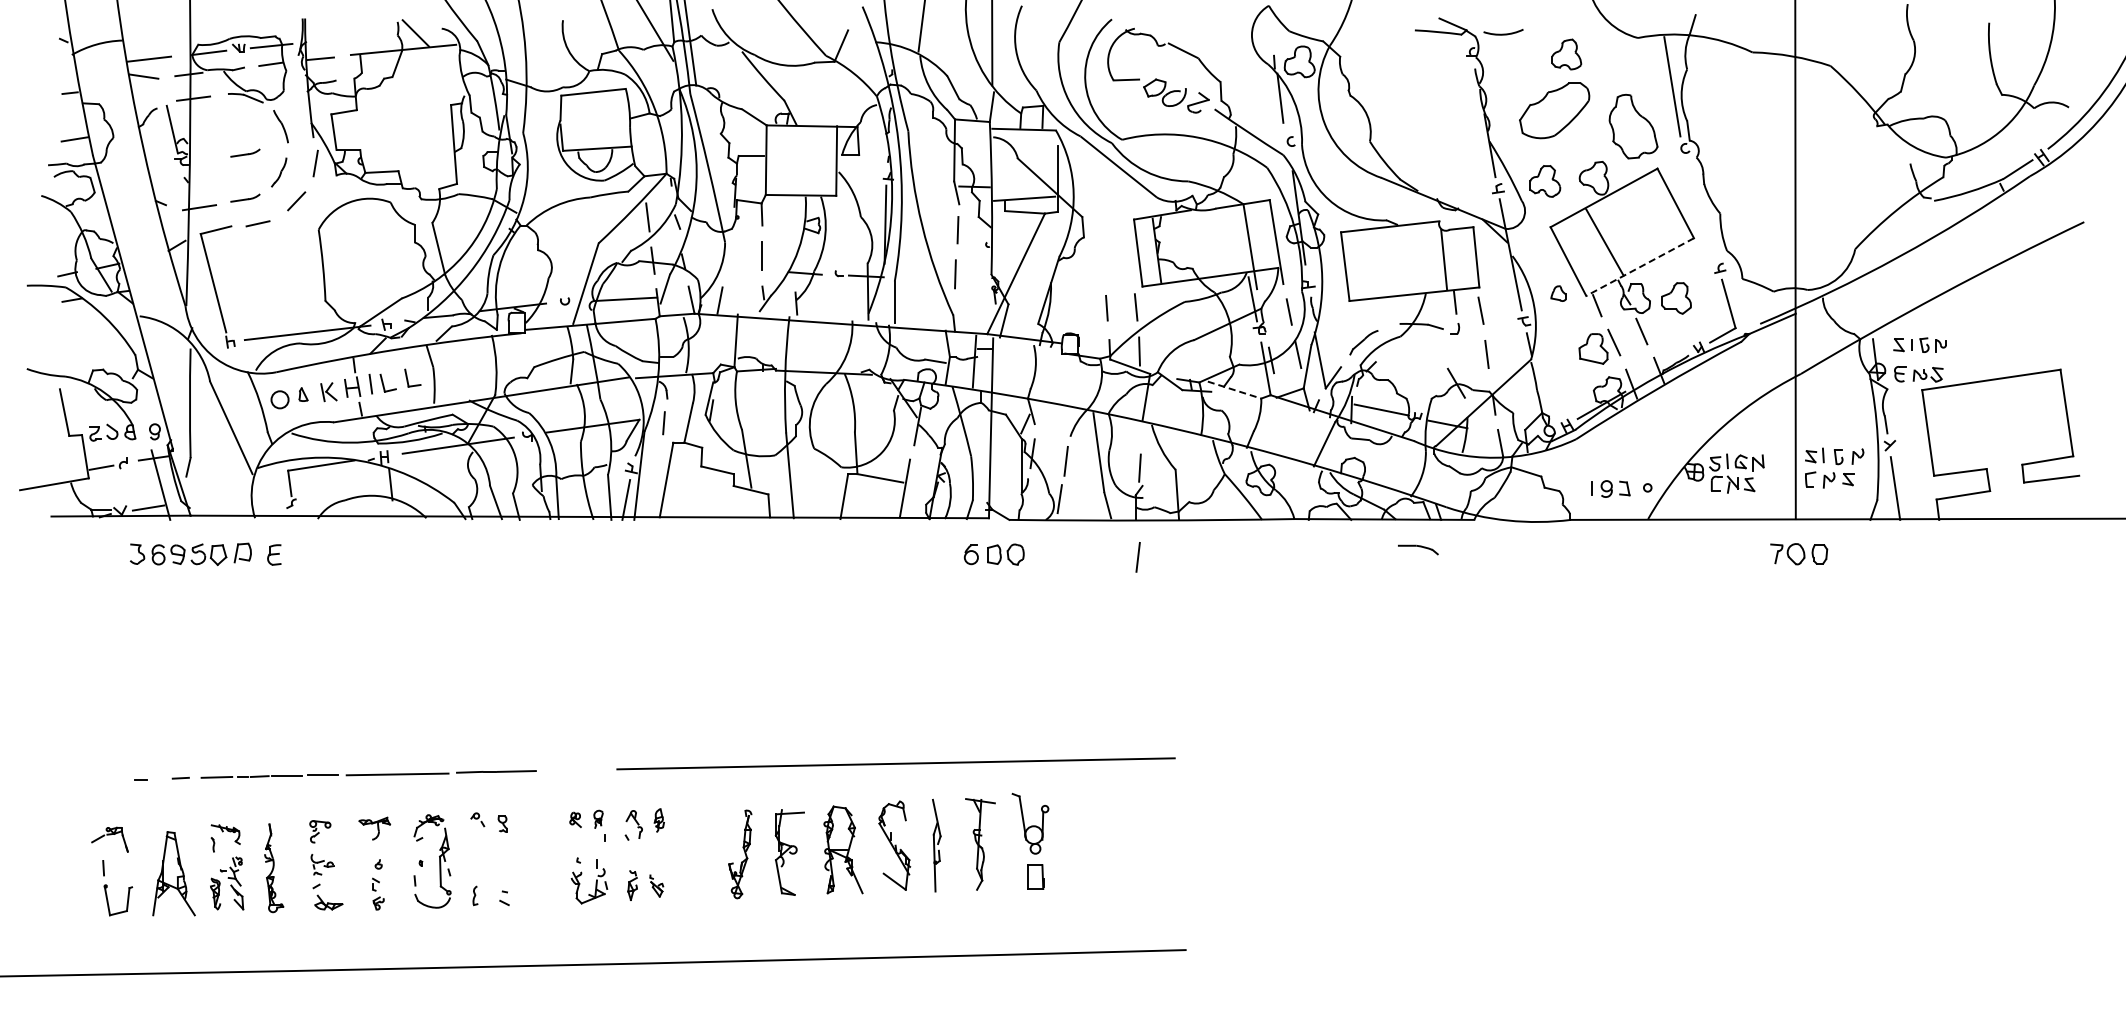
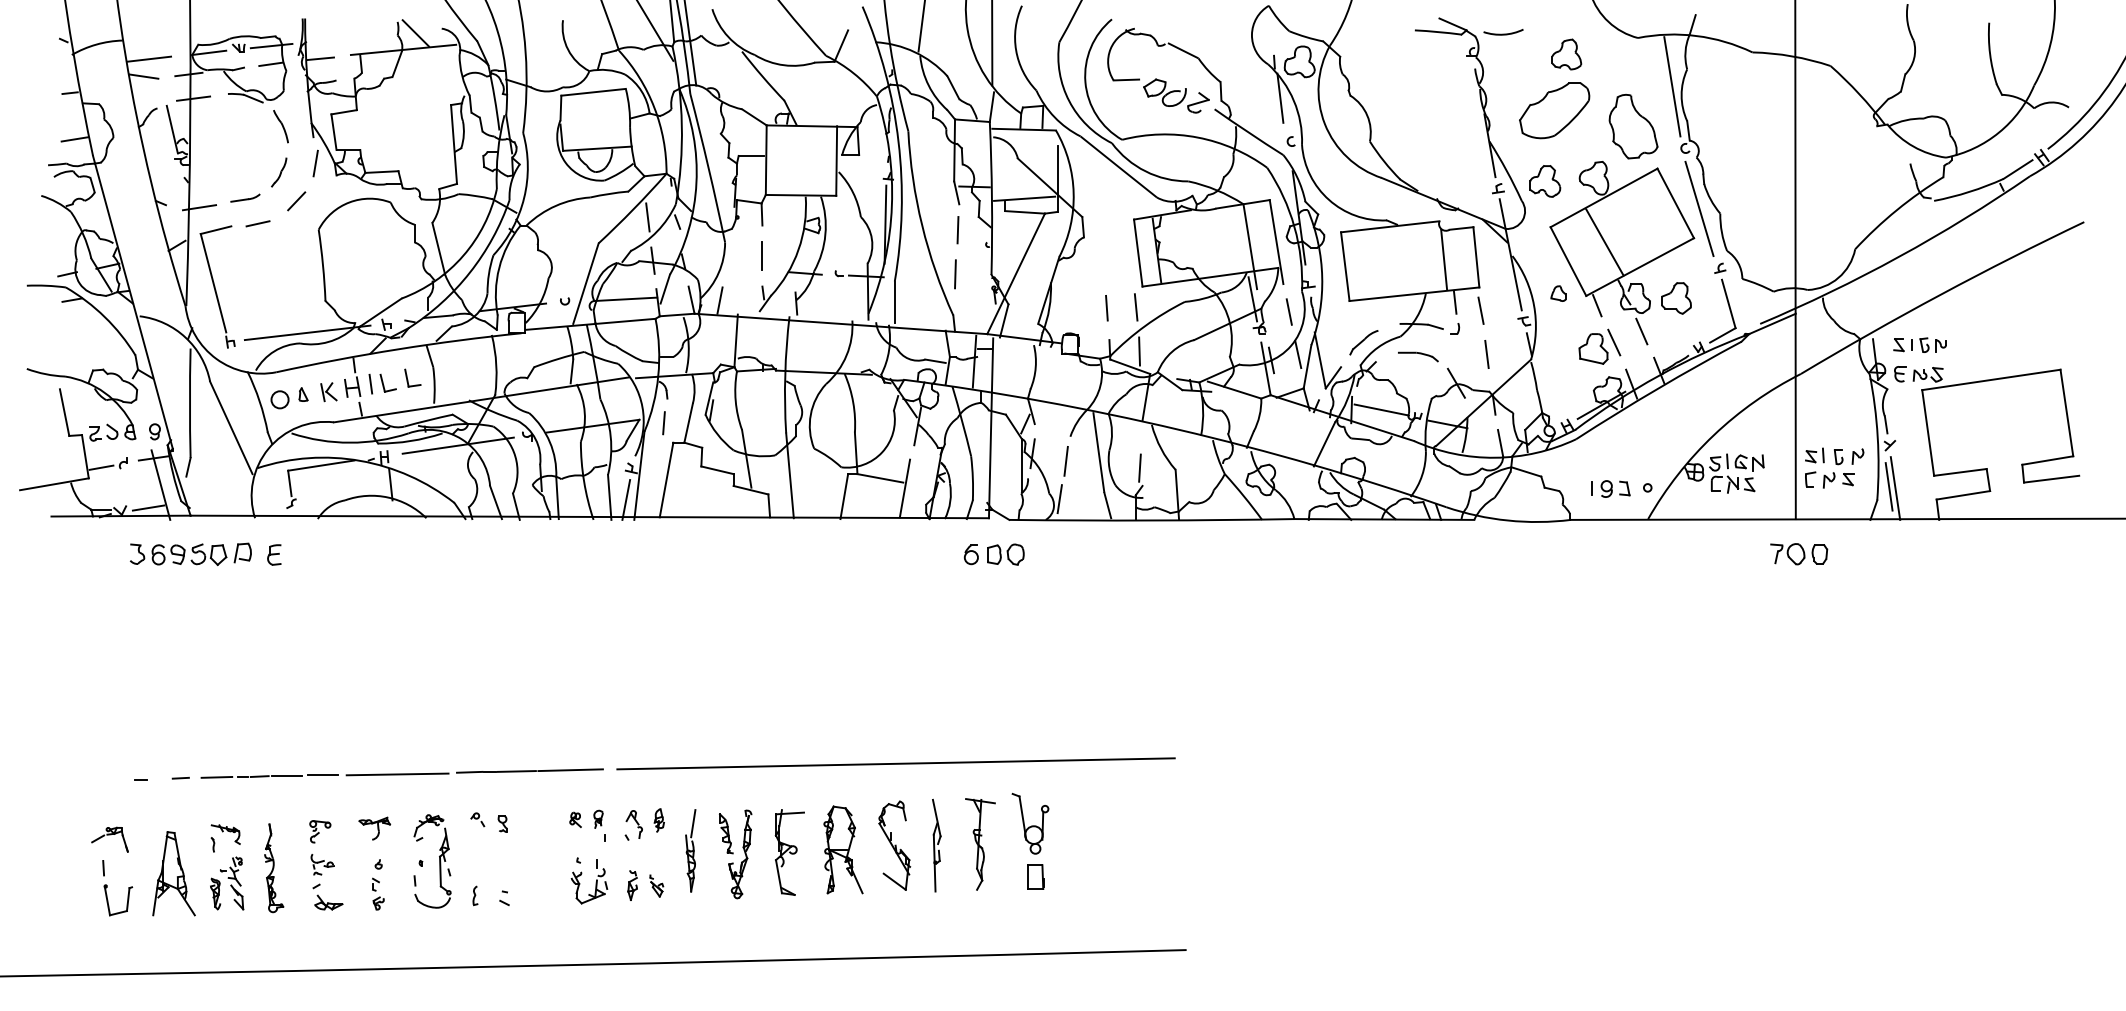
part: present -> none (245, 152)
line: none -> present (1699, 208)
line: dashed -> solid (1639, 267)
line: dashed -> solid (1235, 390)
line: none -> present (1888, 486)
part position: (1418, 549) -> (1418, 356) (1418, 356)
line: present -> none (1137, 557)
line: none -> present (570, 770)
part: none -> present (726, 833)
part: none -> present (690, 850)
